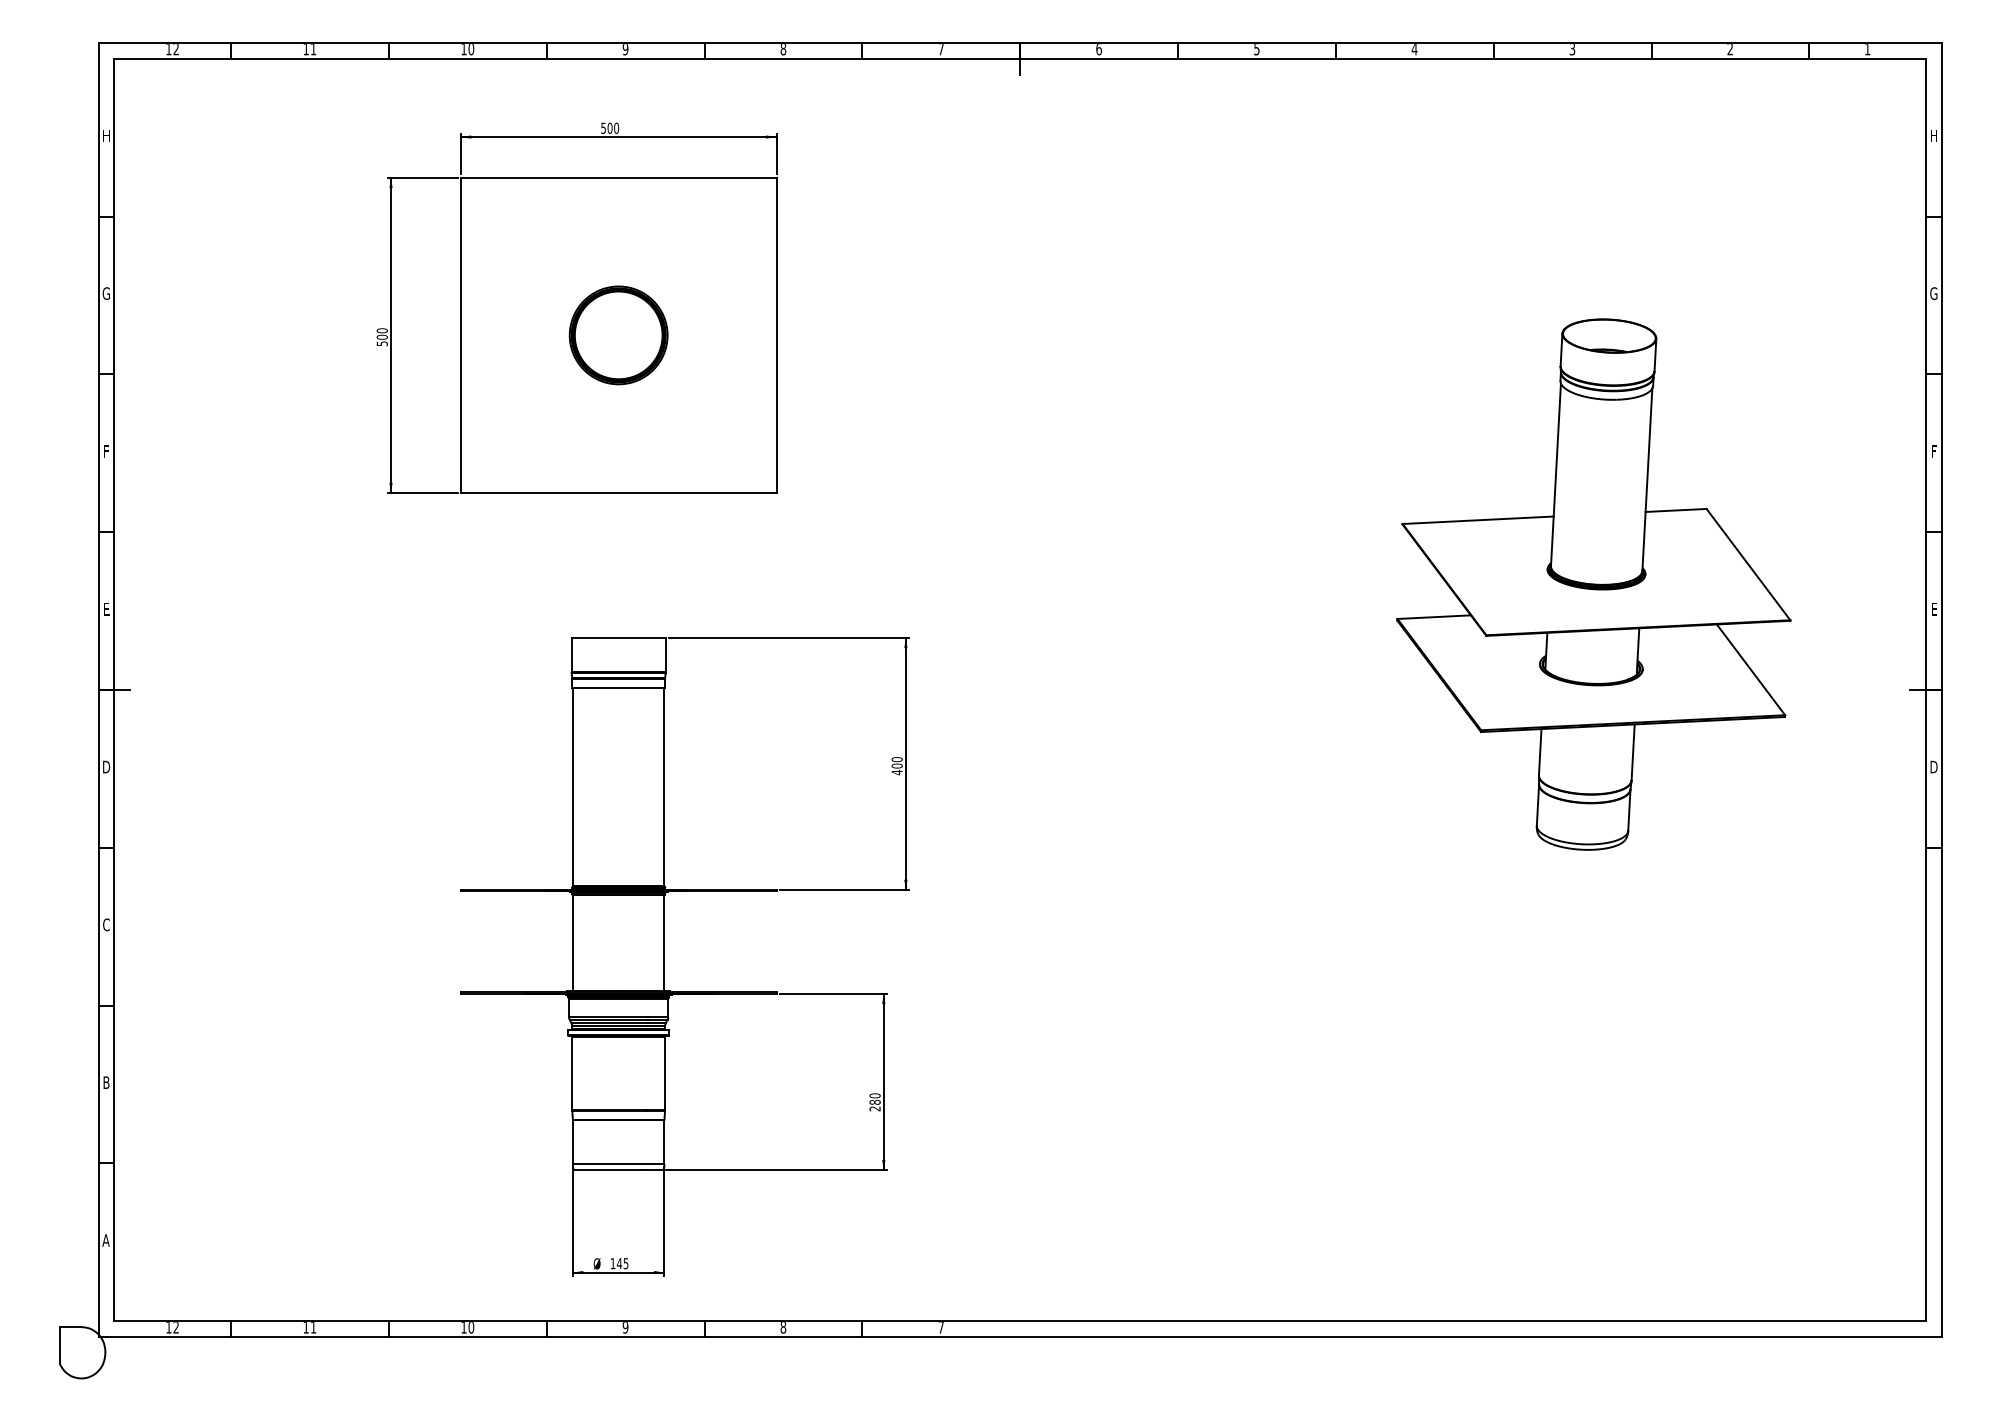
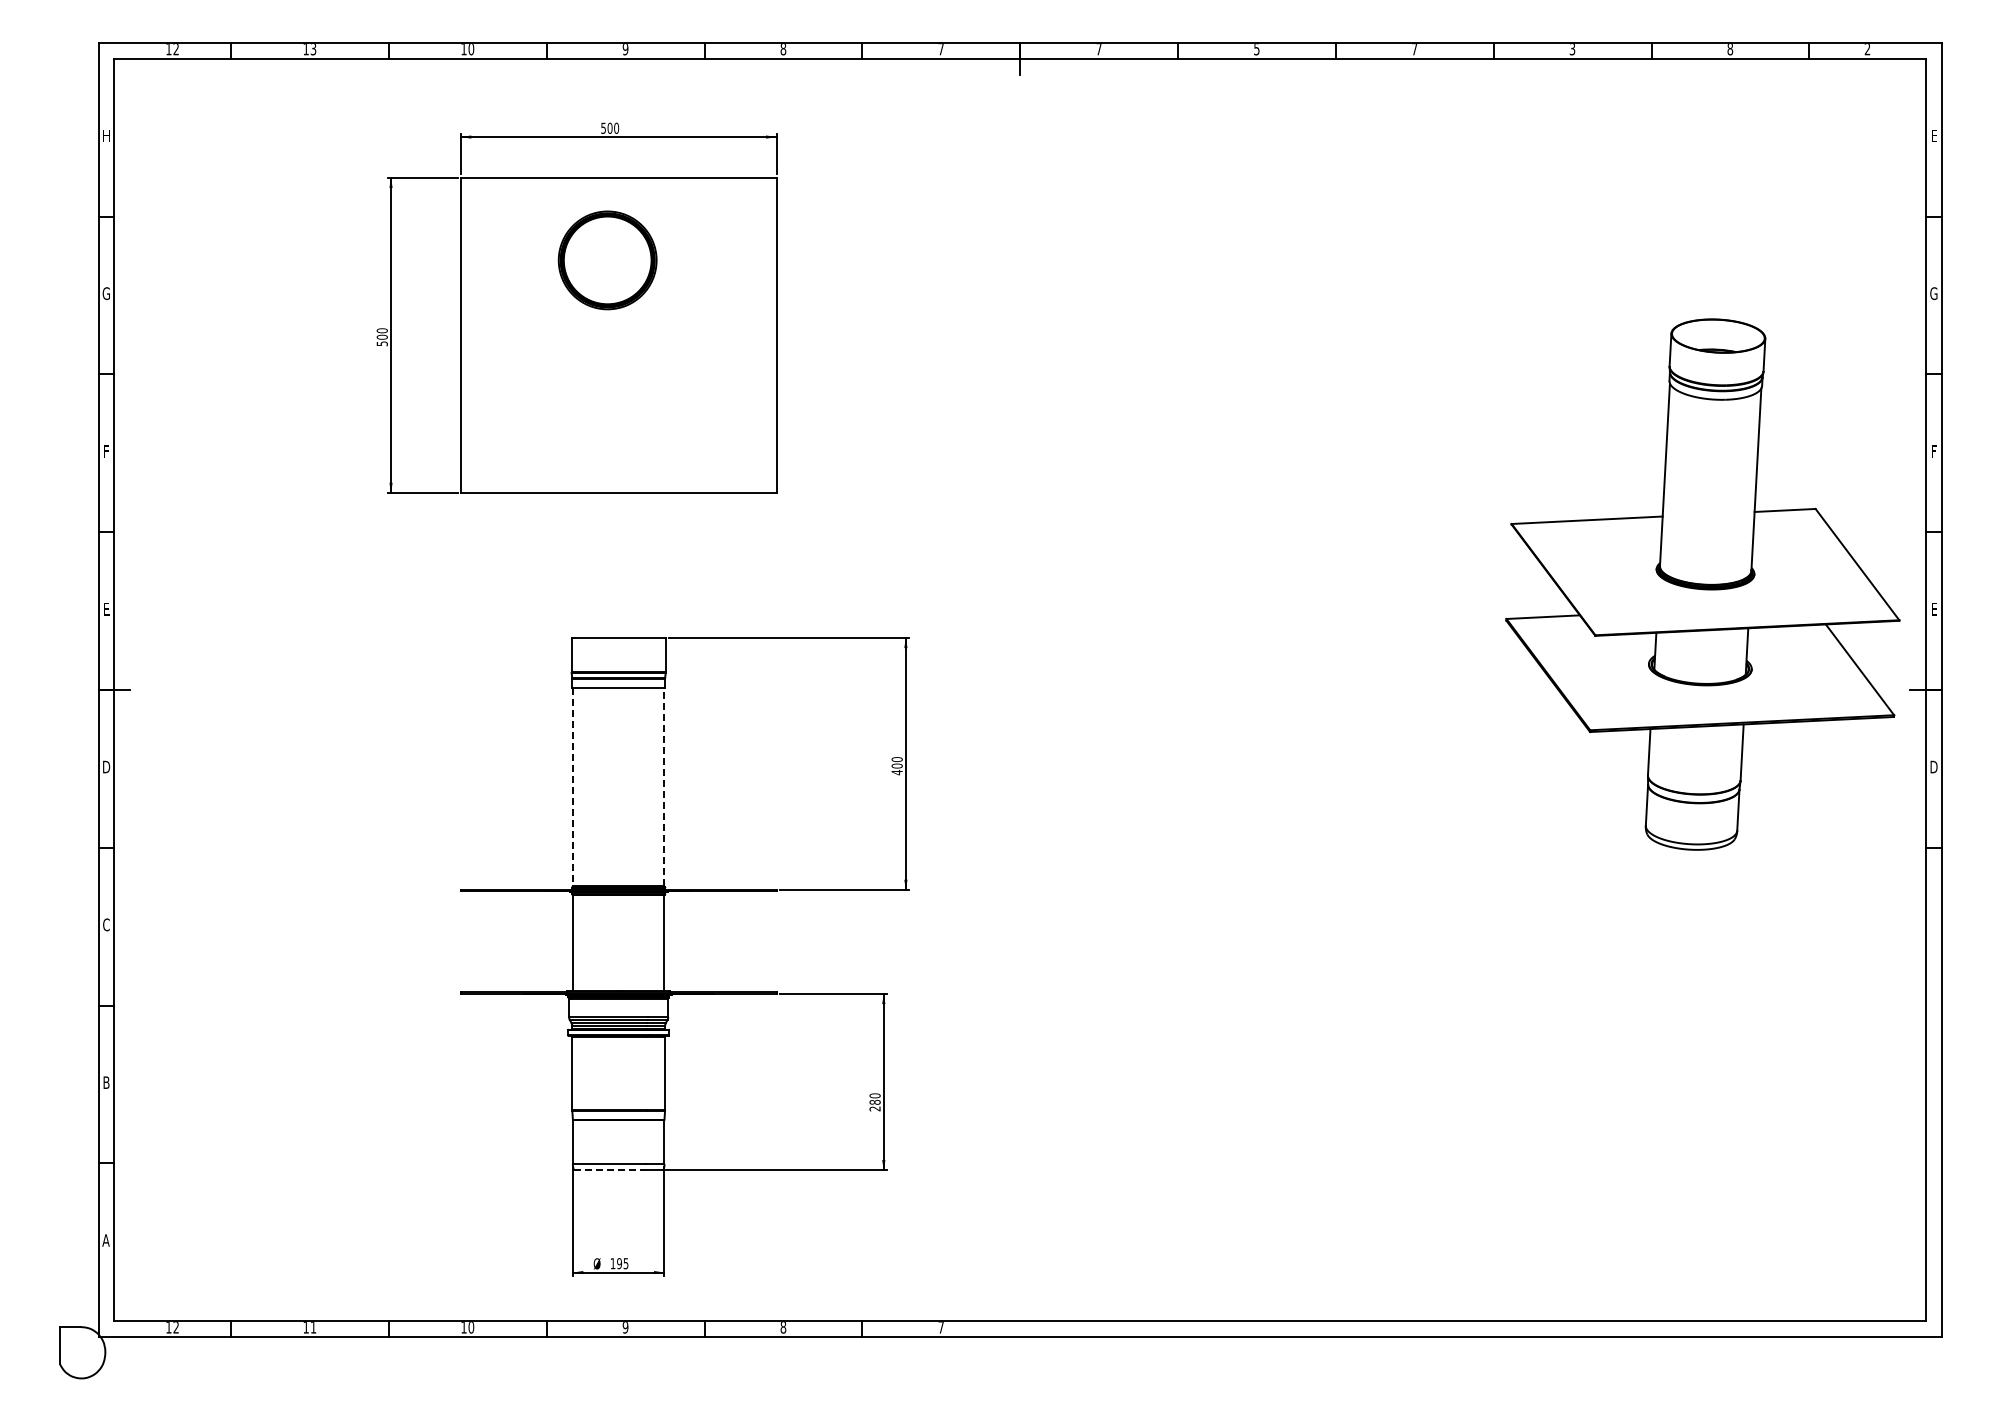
text: 11 -> 13 (313, 49)
text: 6 -> 7 (1098, 49)
text: 4 -> 7 (1414, 49)
text: 2 -> 8 (1730, 49)
text: 1 -> 2 (1867, 49)
text: H -> E (1933, 135)
part position: (618, 335) -> (607, 260) (607, 260)
part position: (1593, 584) -> (1702, 584) (1702, 584)
line: solid -> dashed (664, 786)
line: solid -> dashed (572, 787)
line: solid -> dashed (609, 1170)
text: 145 -> 195 (619, 1263)
